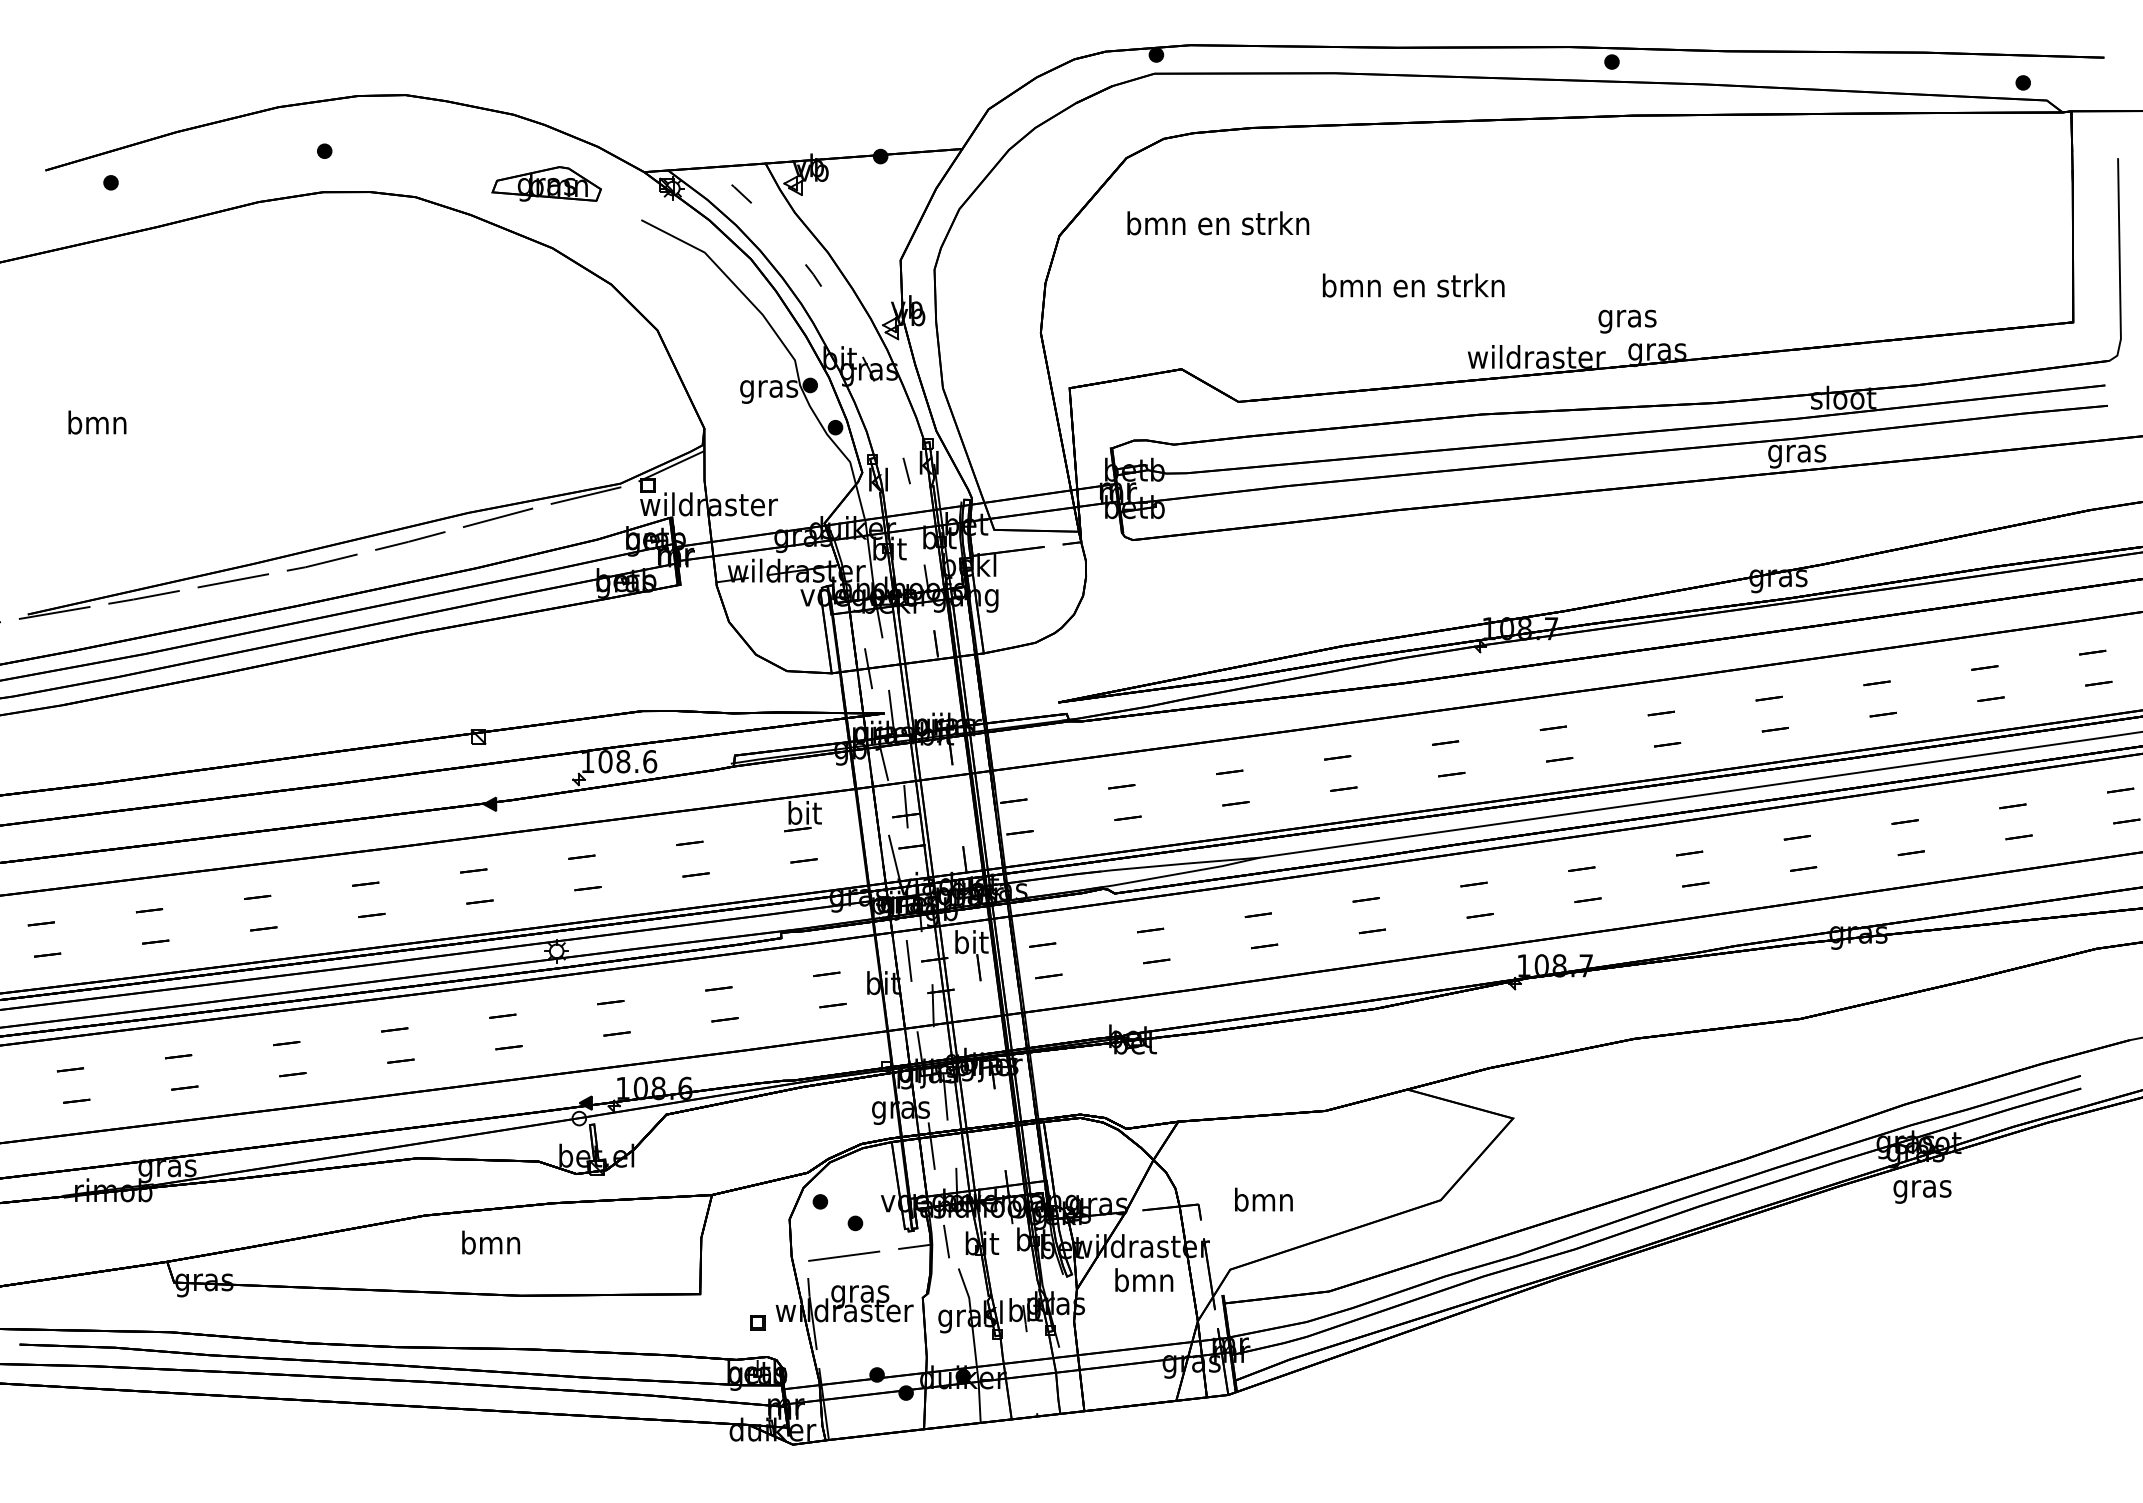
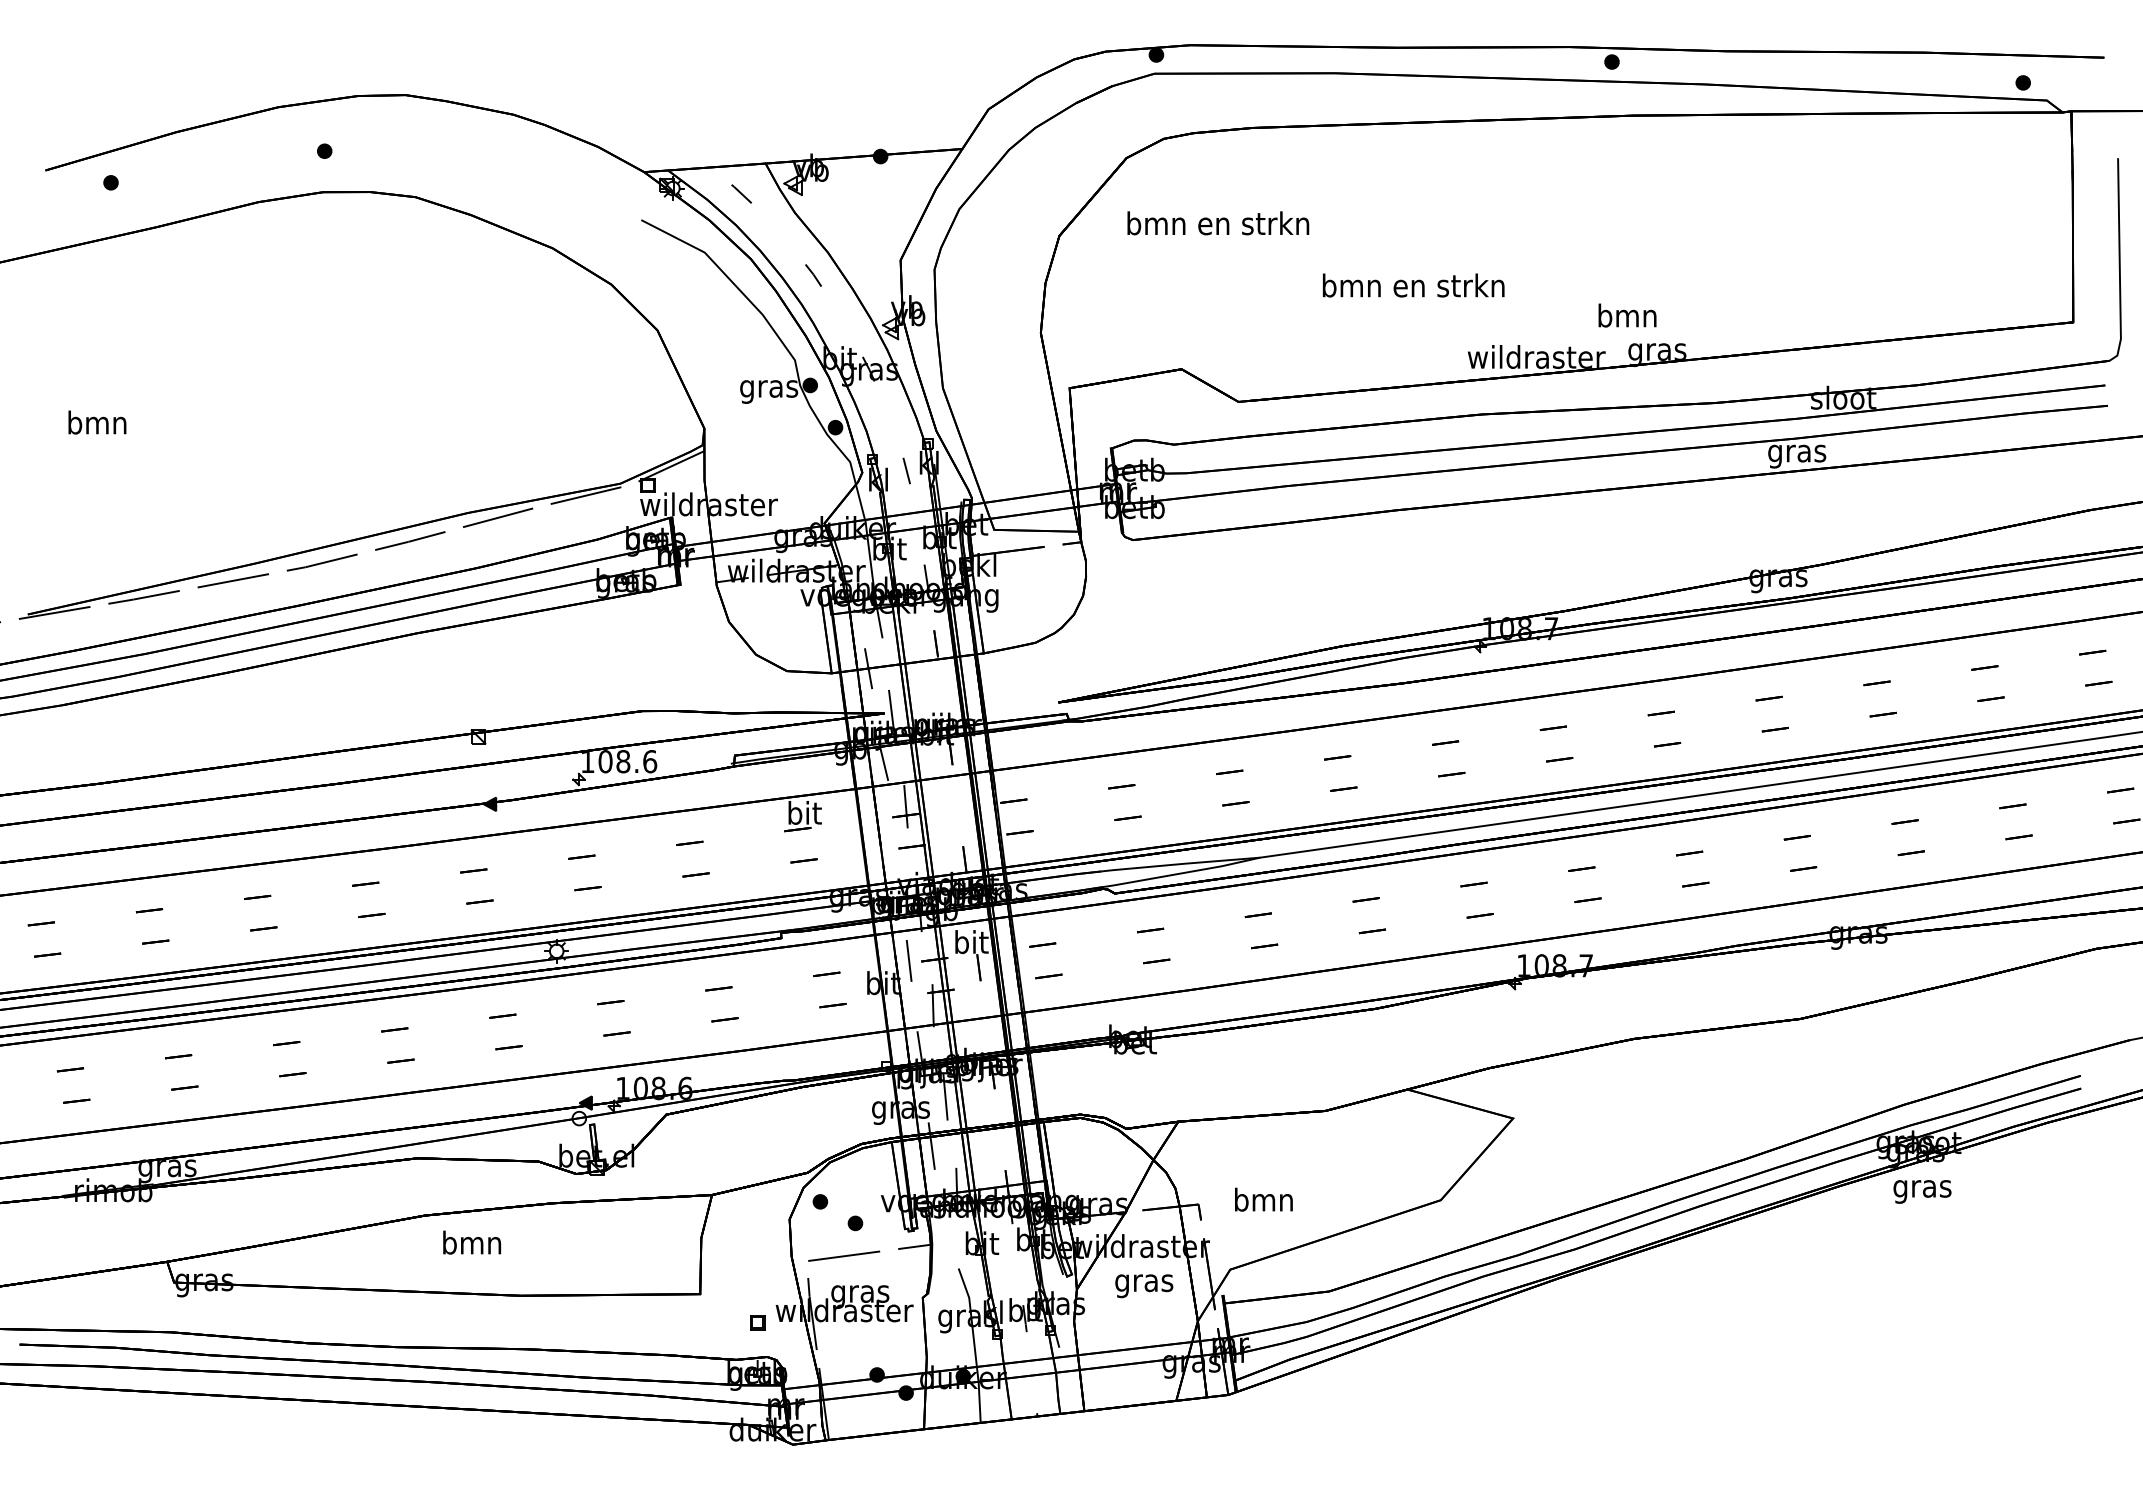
part: present -> none (546, 183)
text: gras -> bmn (1627, 318)
line: present -> none (894, 857)
line: present -> none (946, 1241)
text position: (491, 1242) -> (472, 1242) (472, 1242)
text: bmn -> gras (1144, 1283)
